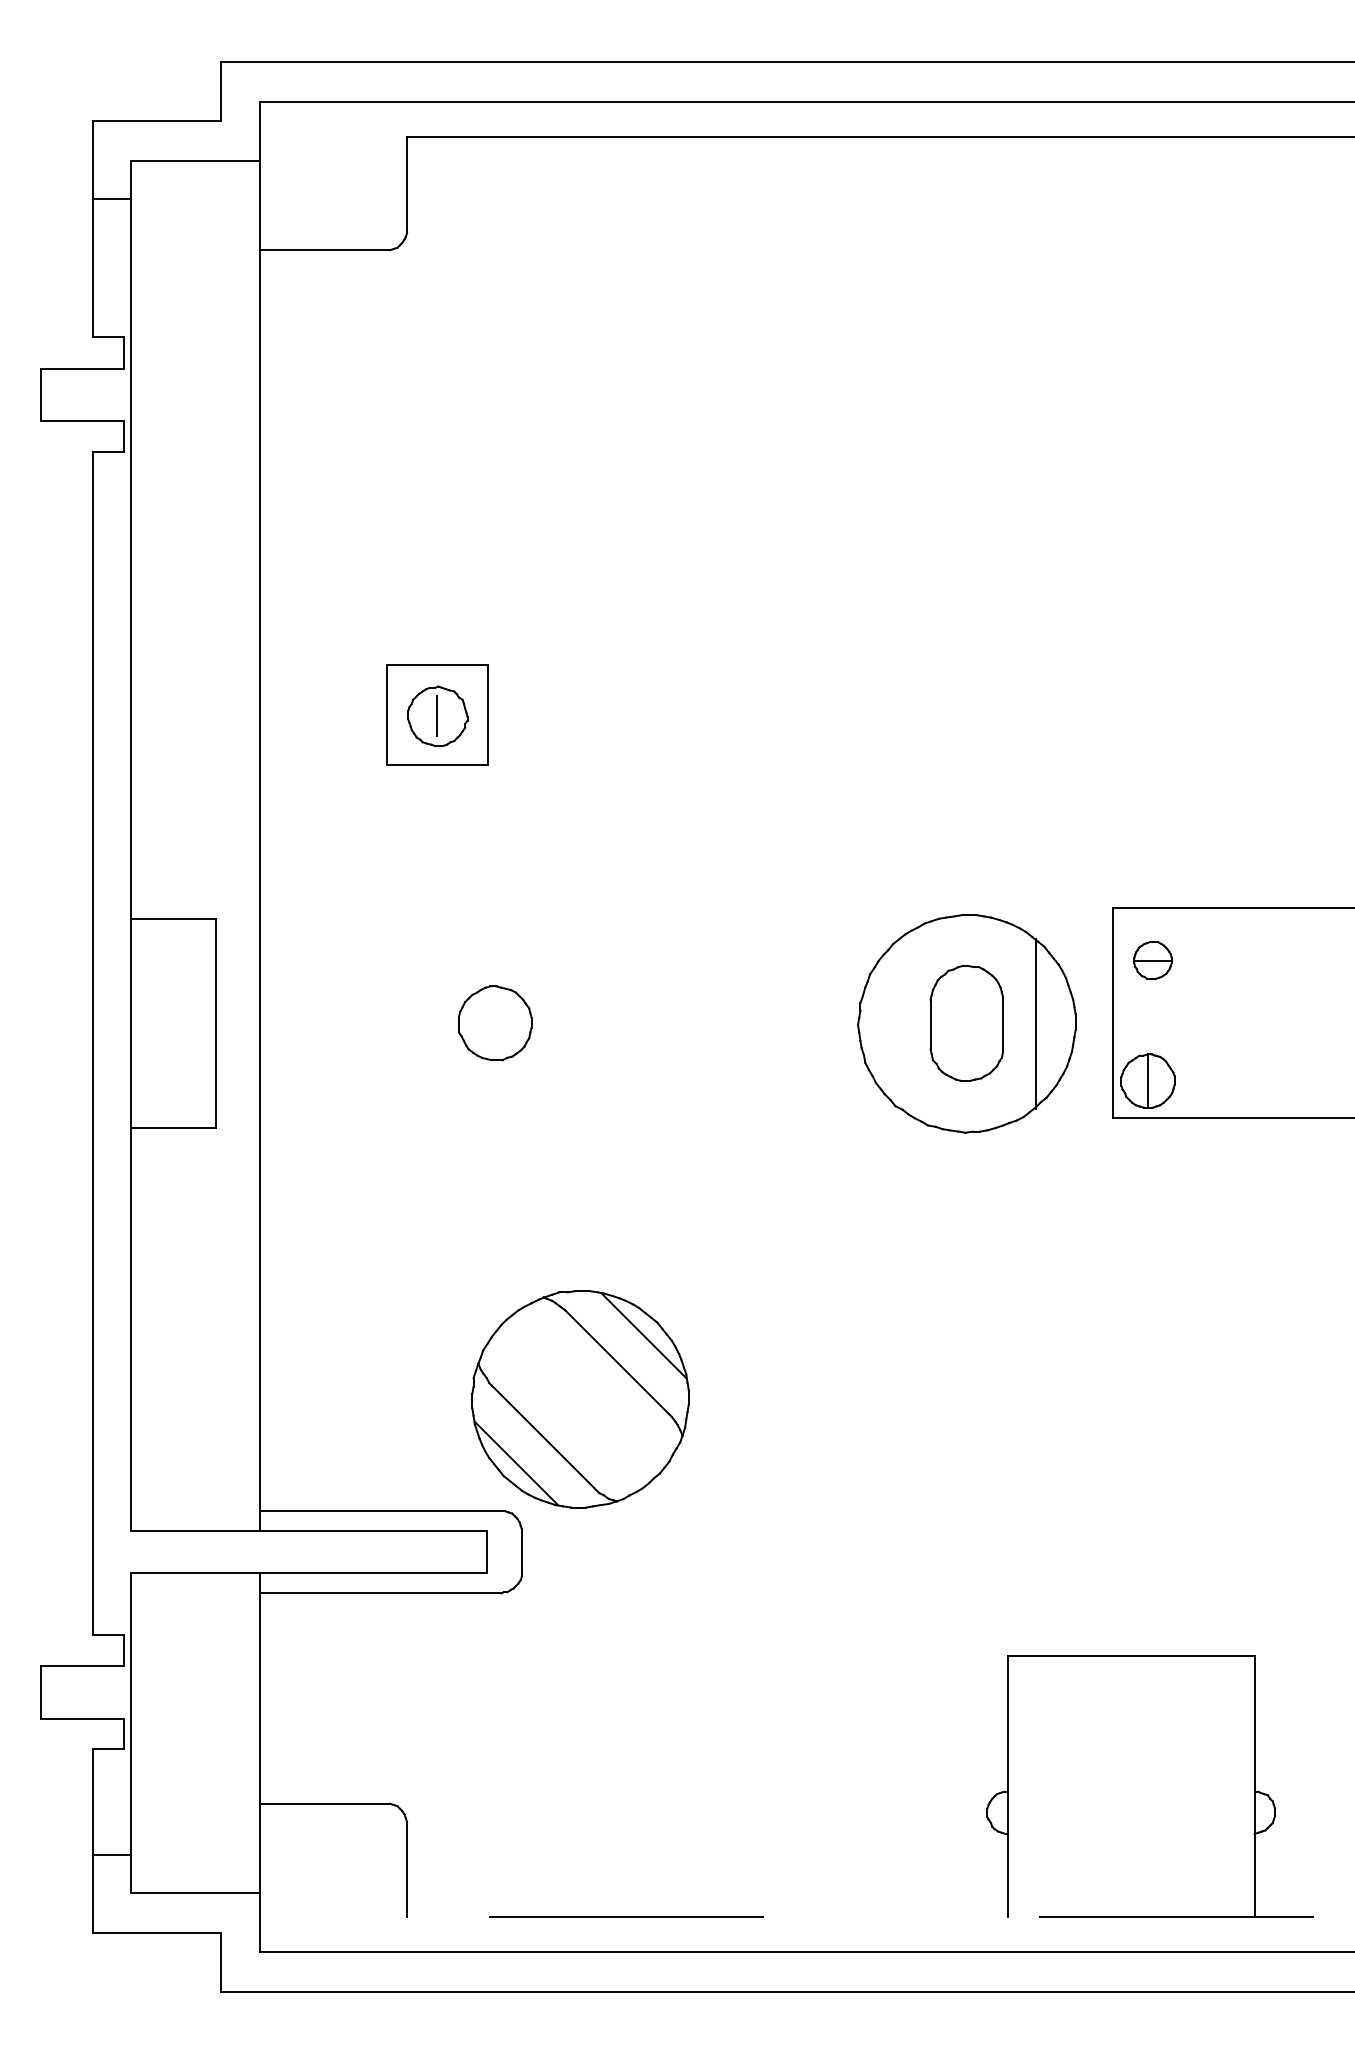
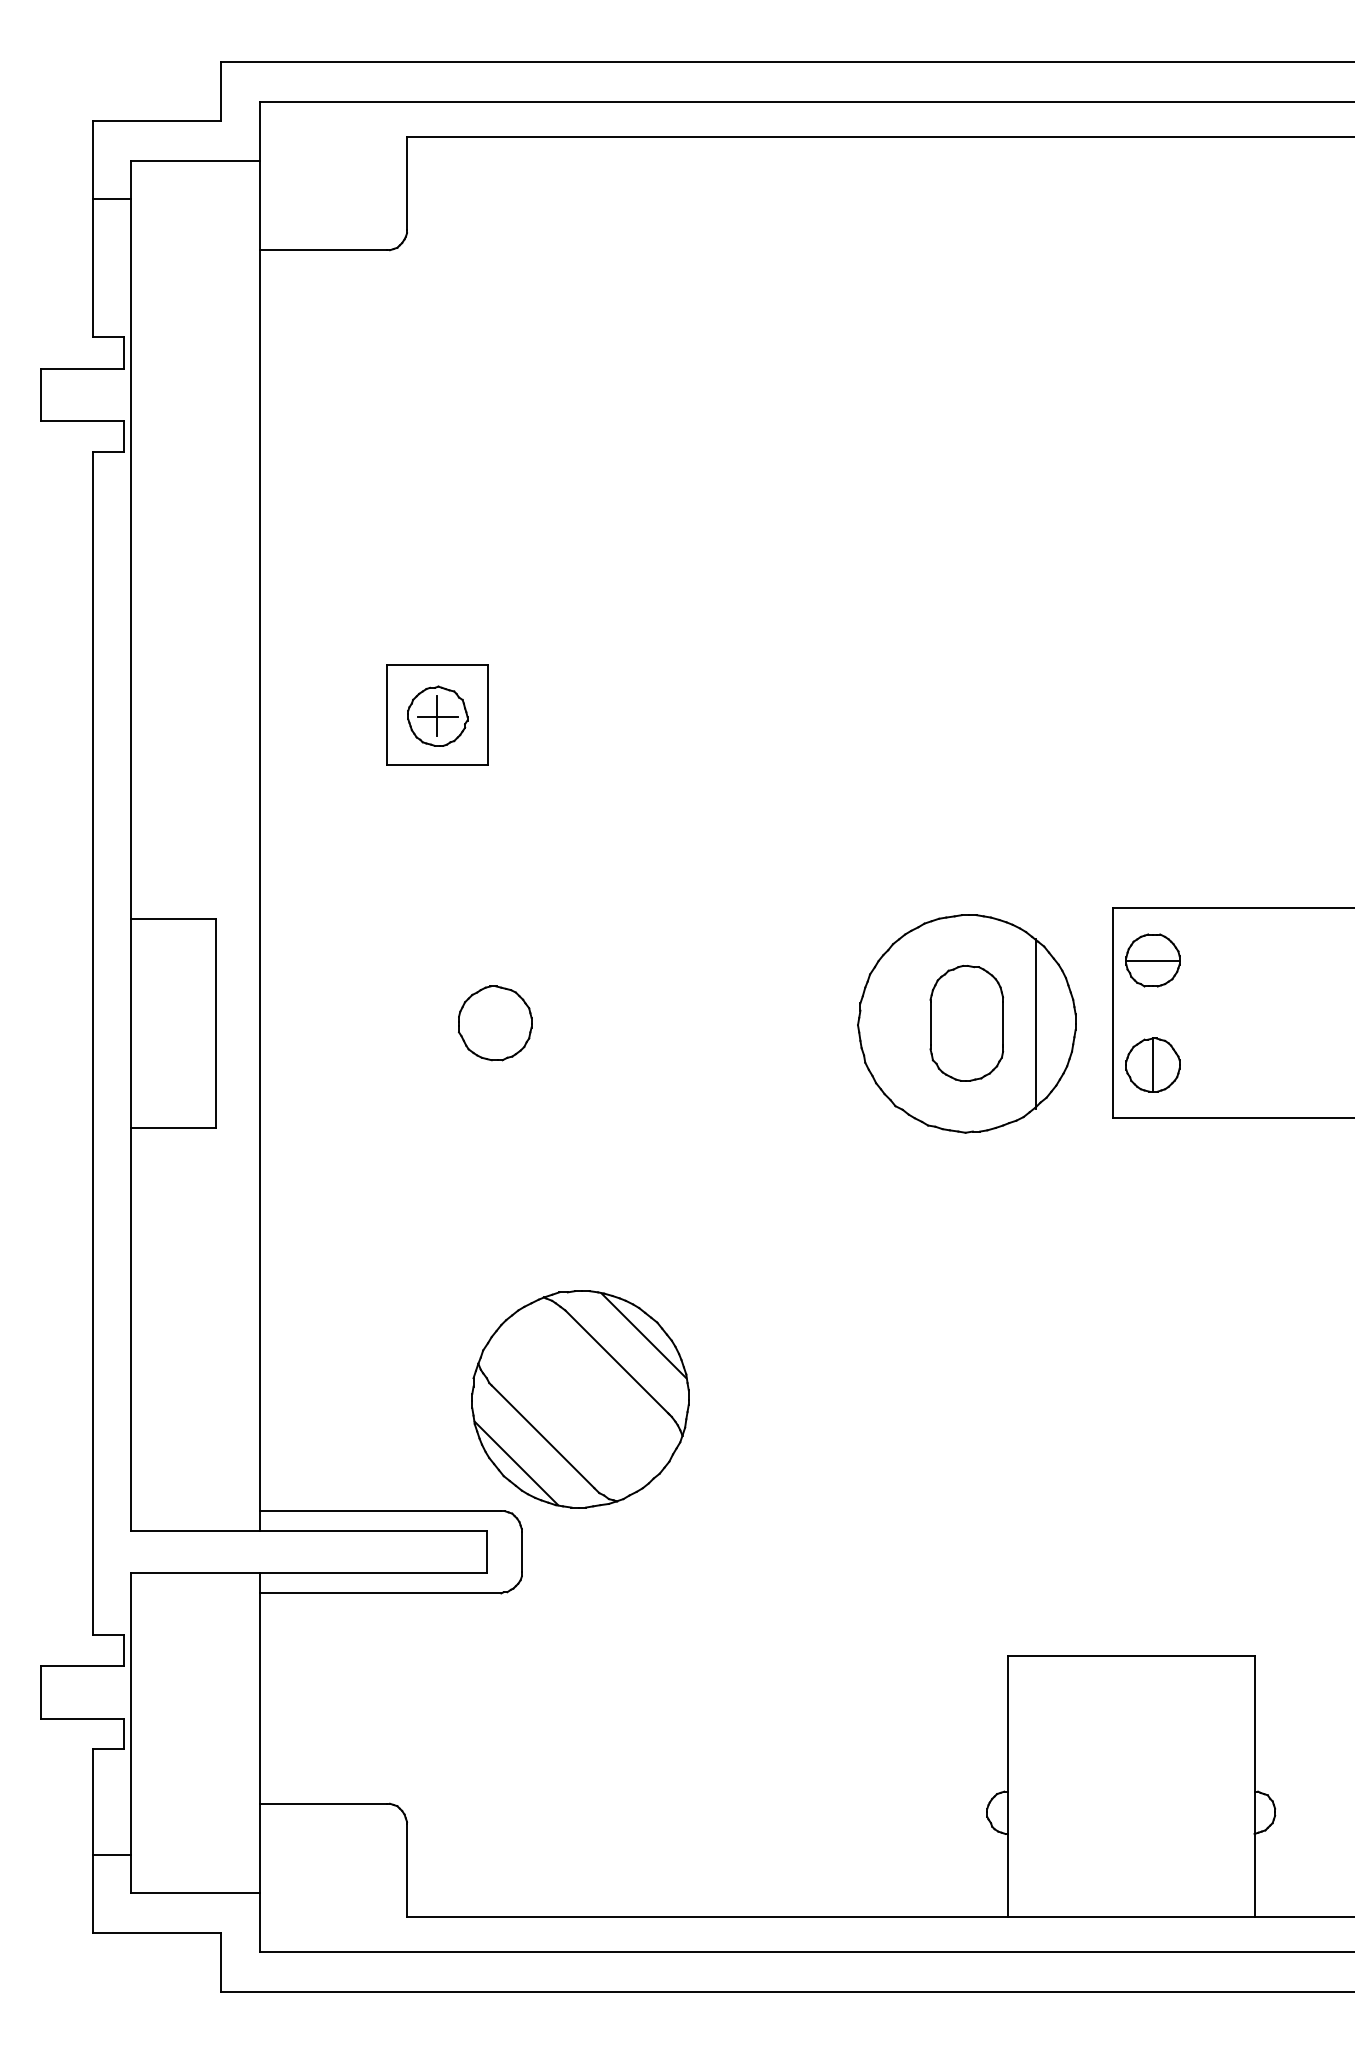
line: none -> present (437, 716)
part size: 40x39 px -> 56x55 px (1152, 960)
part position: (1147, 1080) -> (1152, 1064) (1152, 1064)
line: dashed -> solid (881, 1917)
